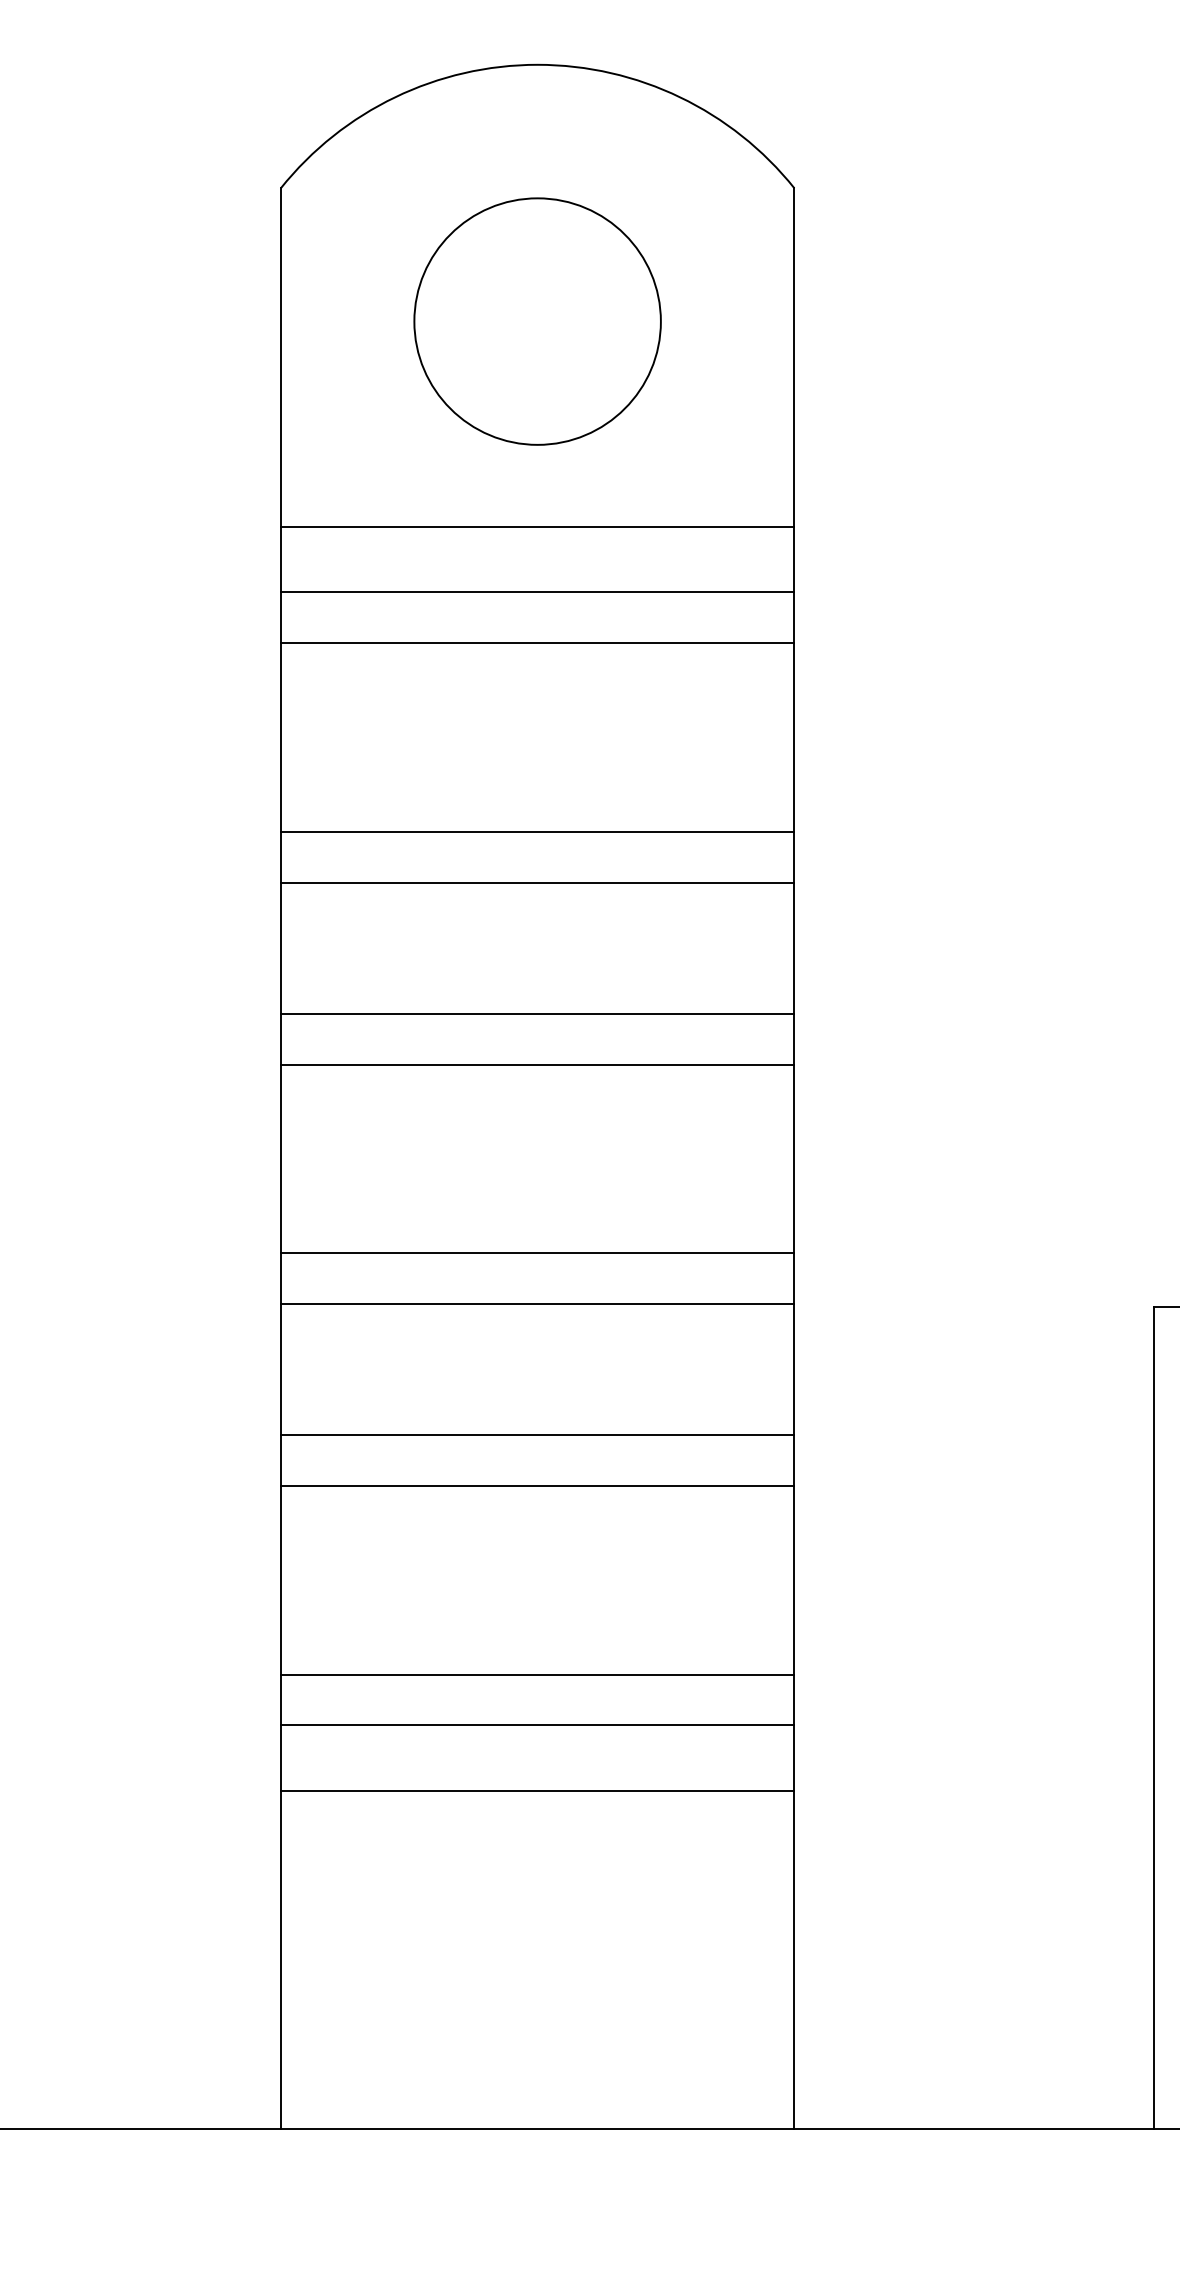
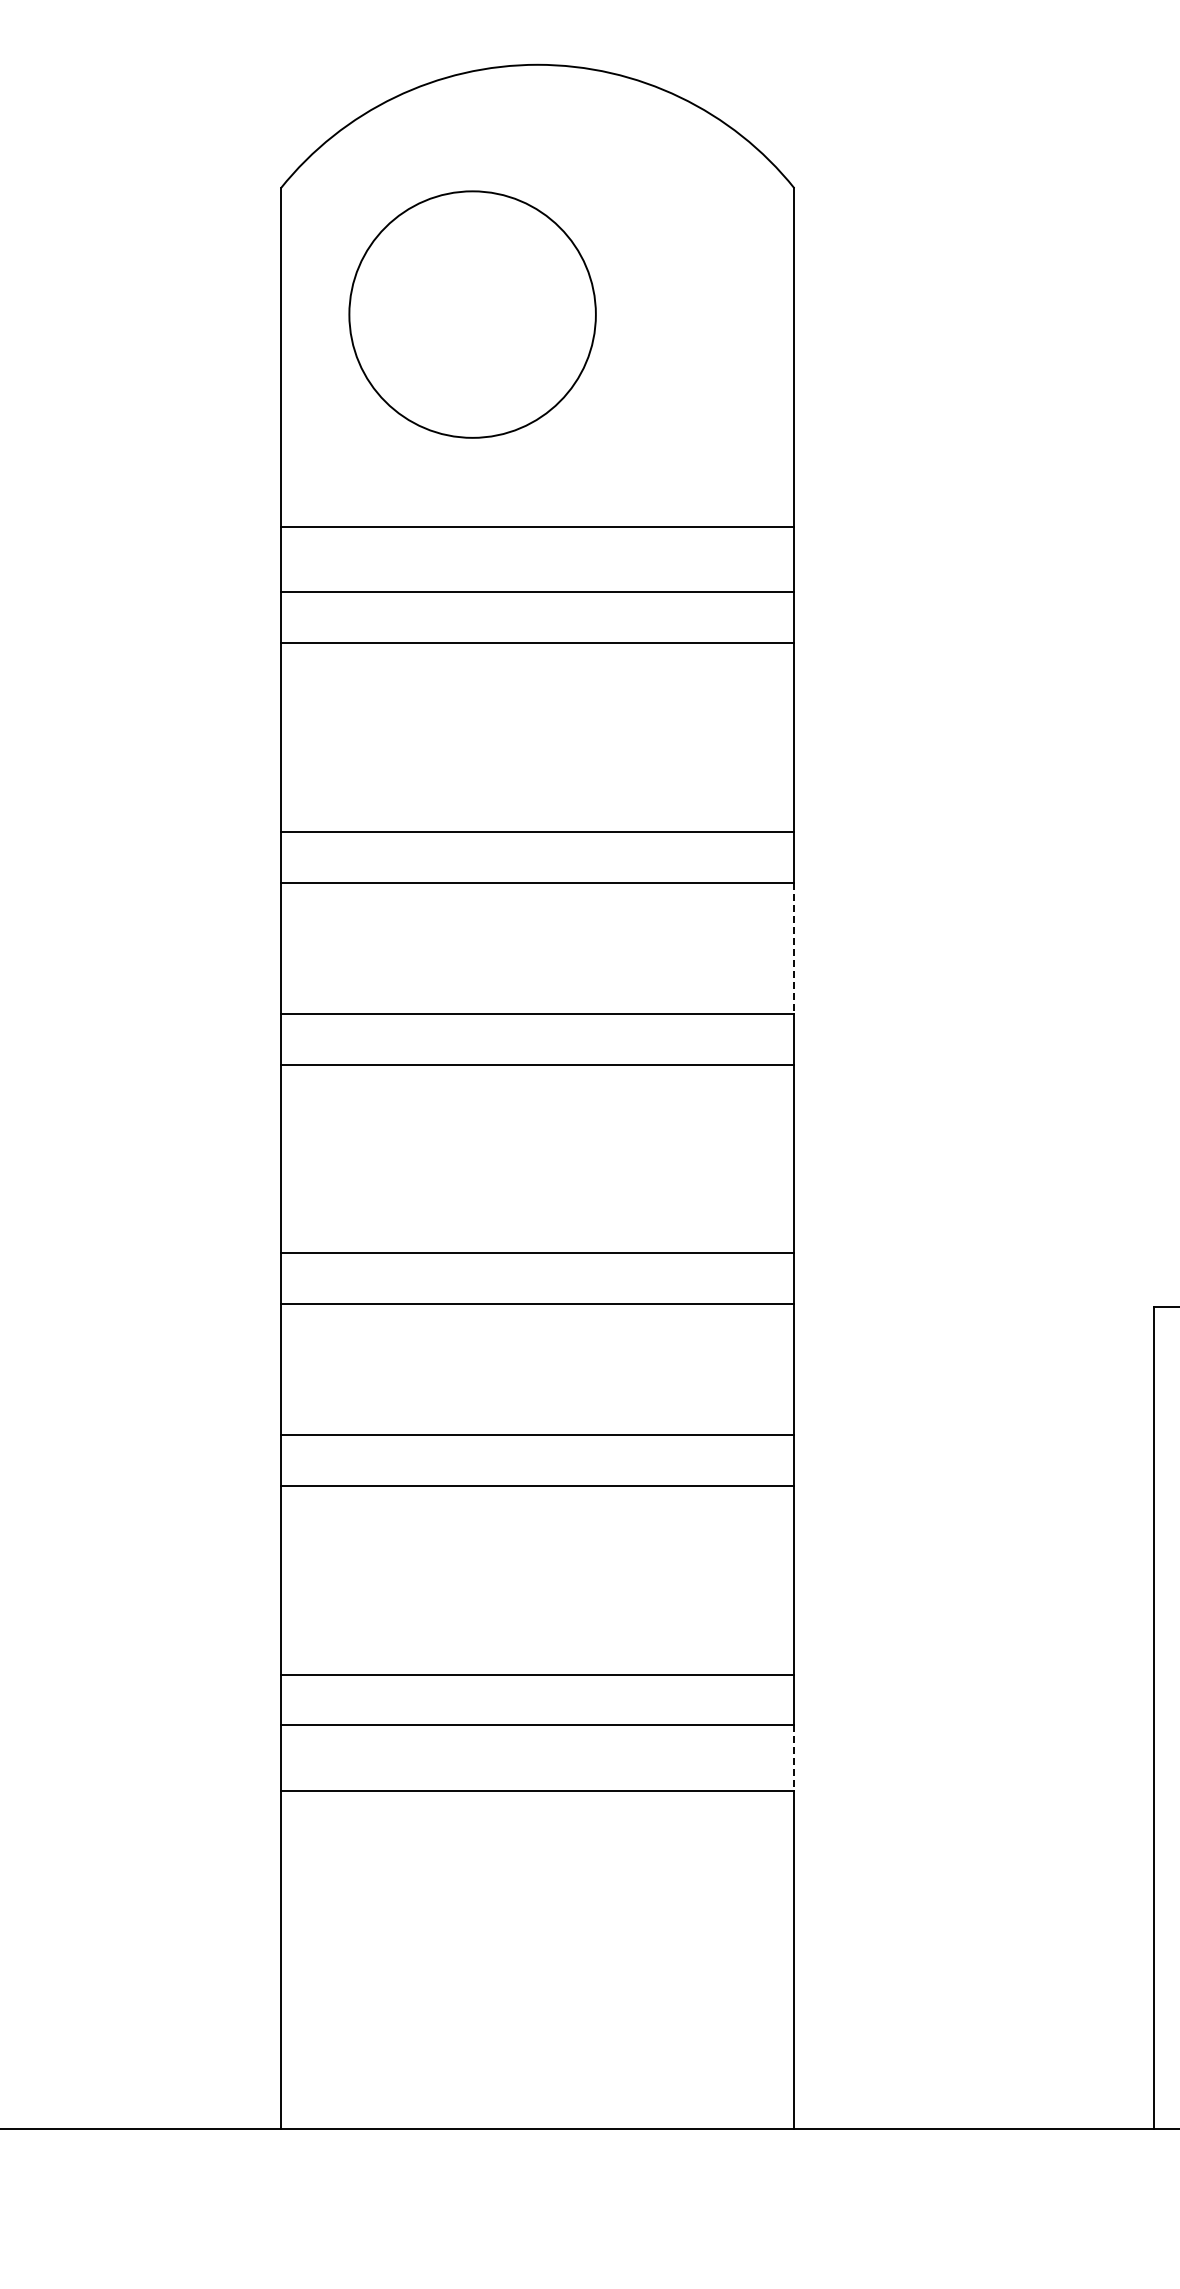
circle position: (537, 321) -> (472, 314) (472, 314)
line: solid -> dashed (794, 948)
line: solid -> dashed (794, 1758)
